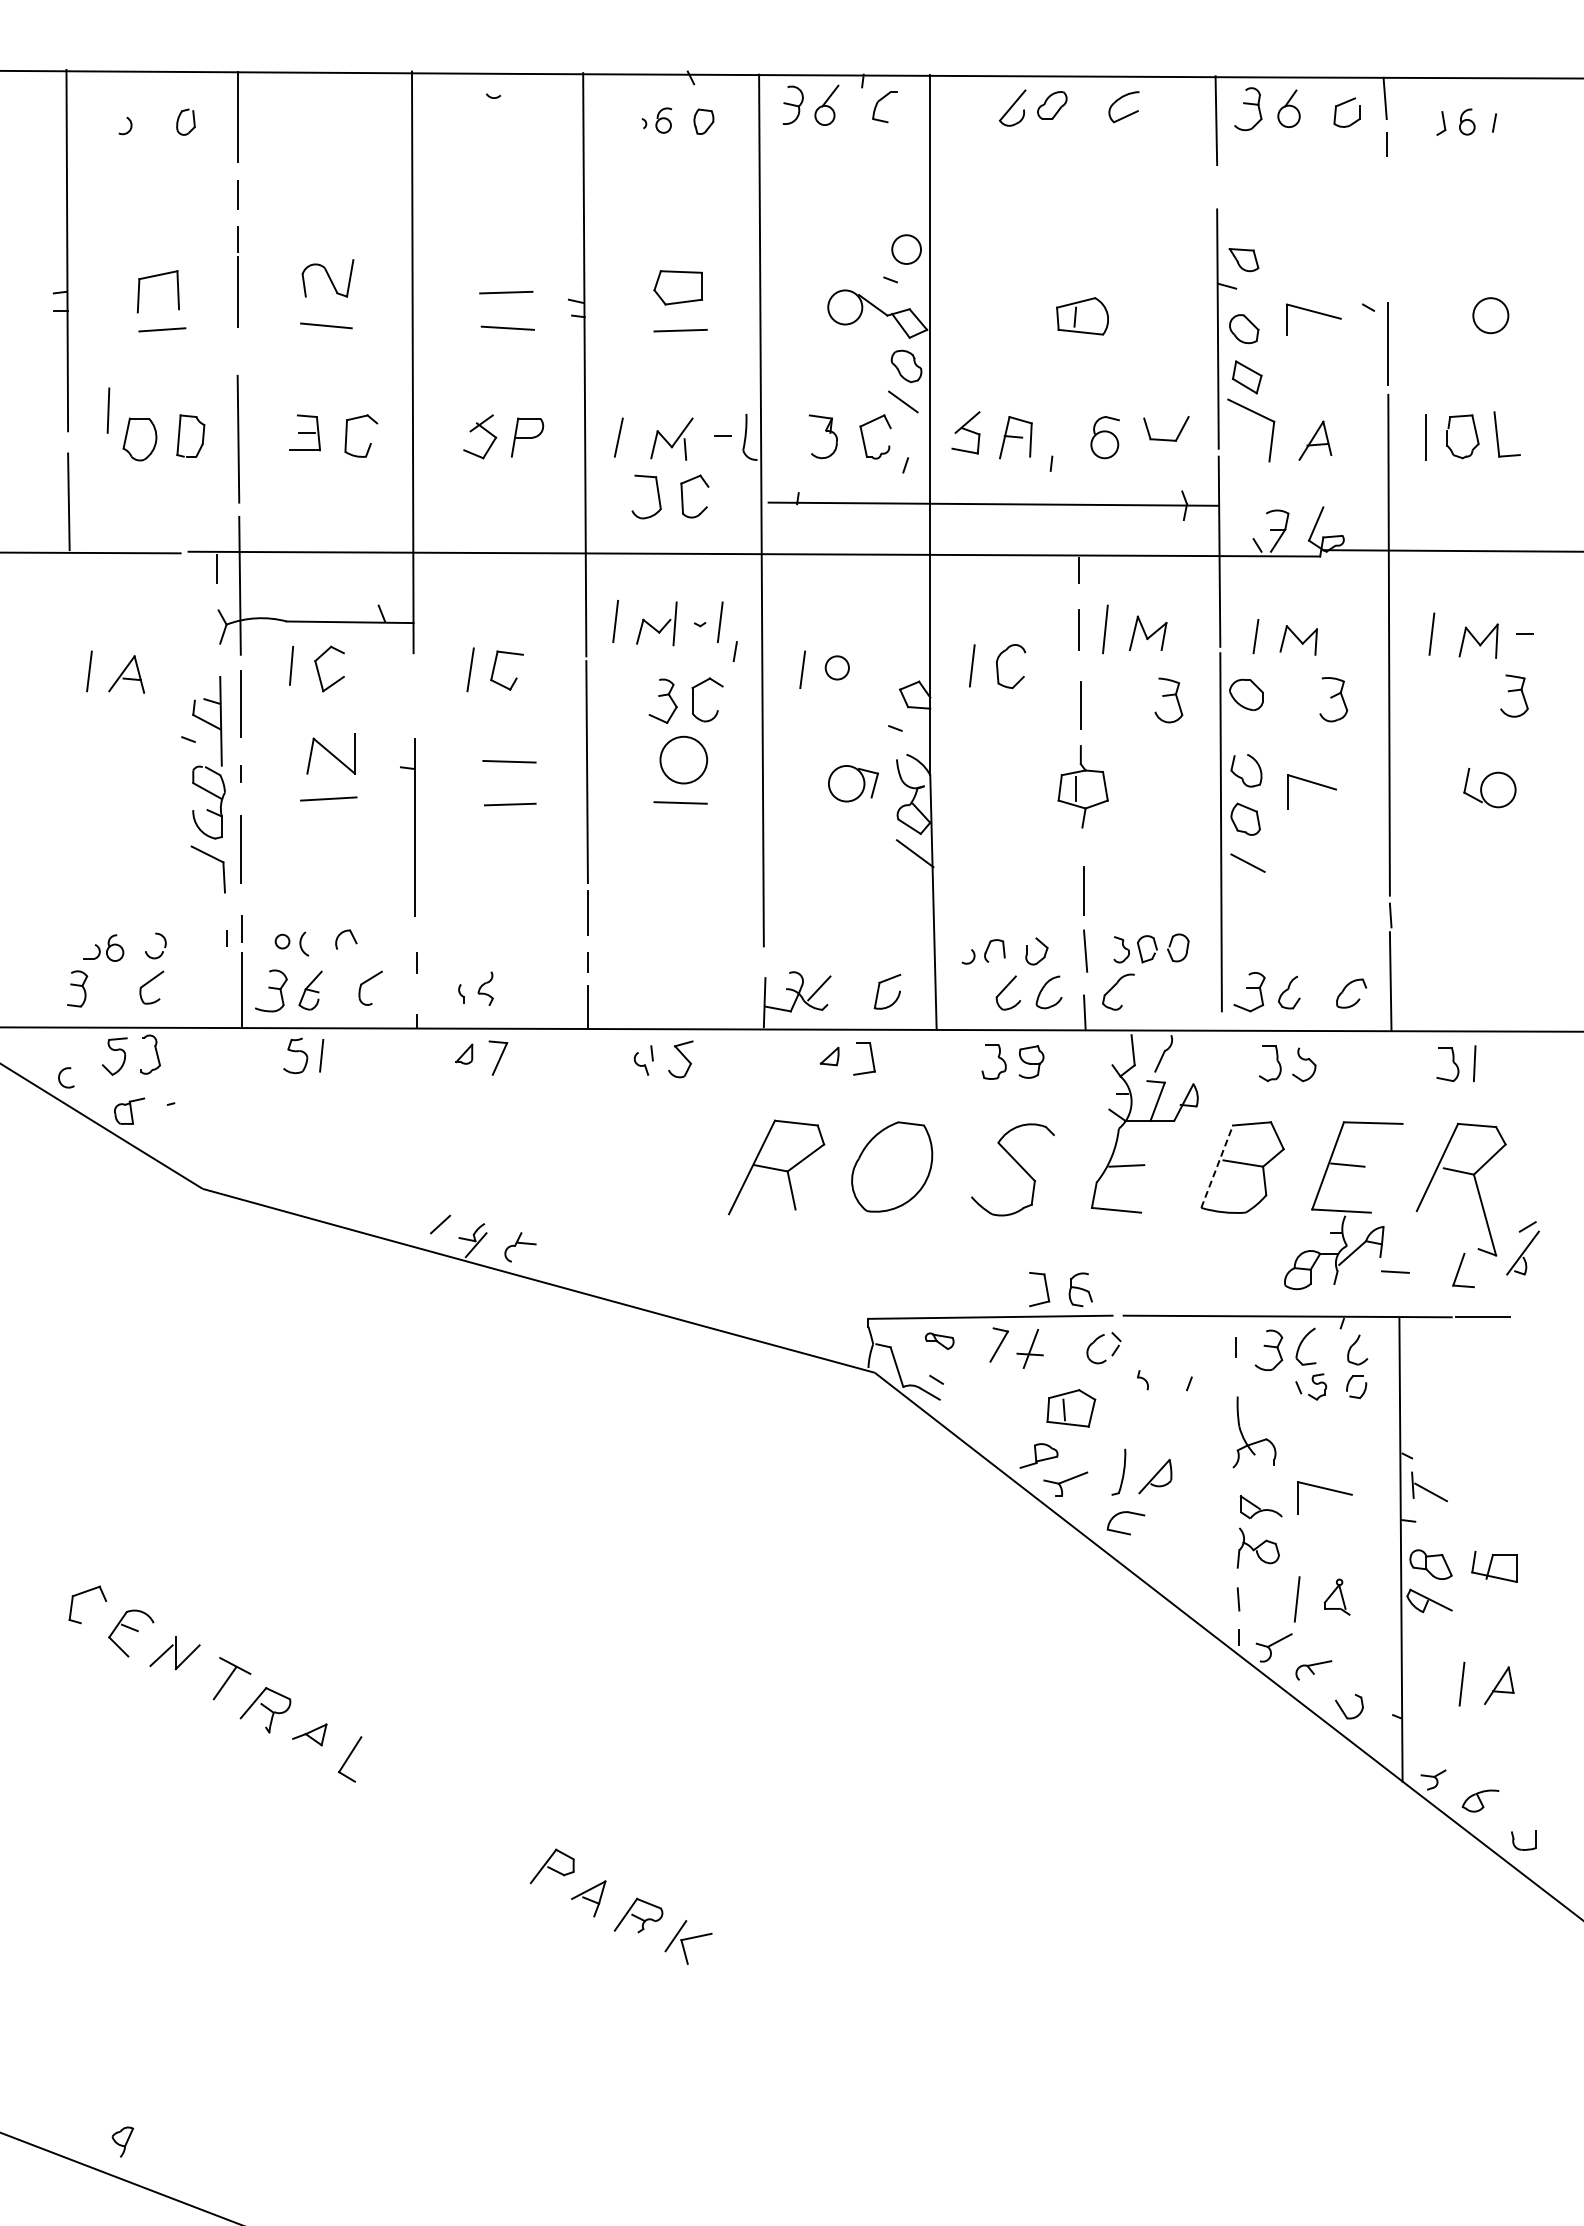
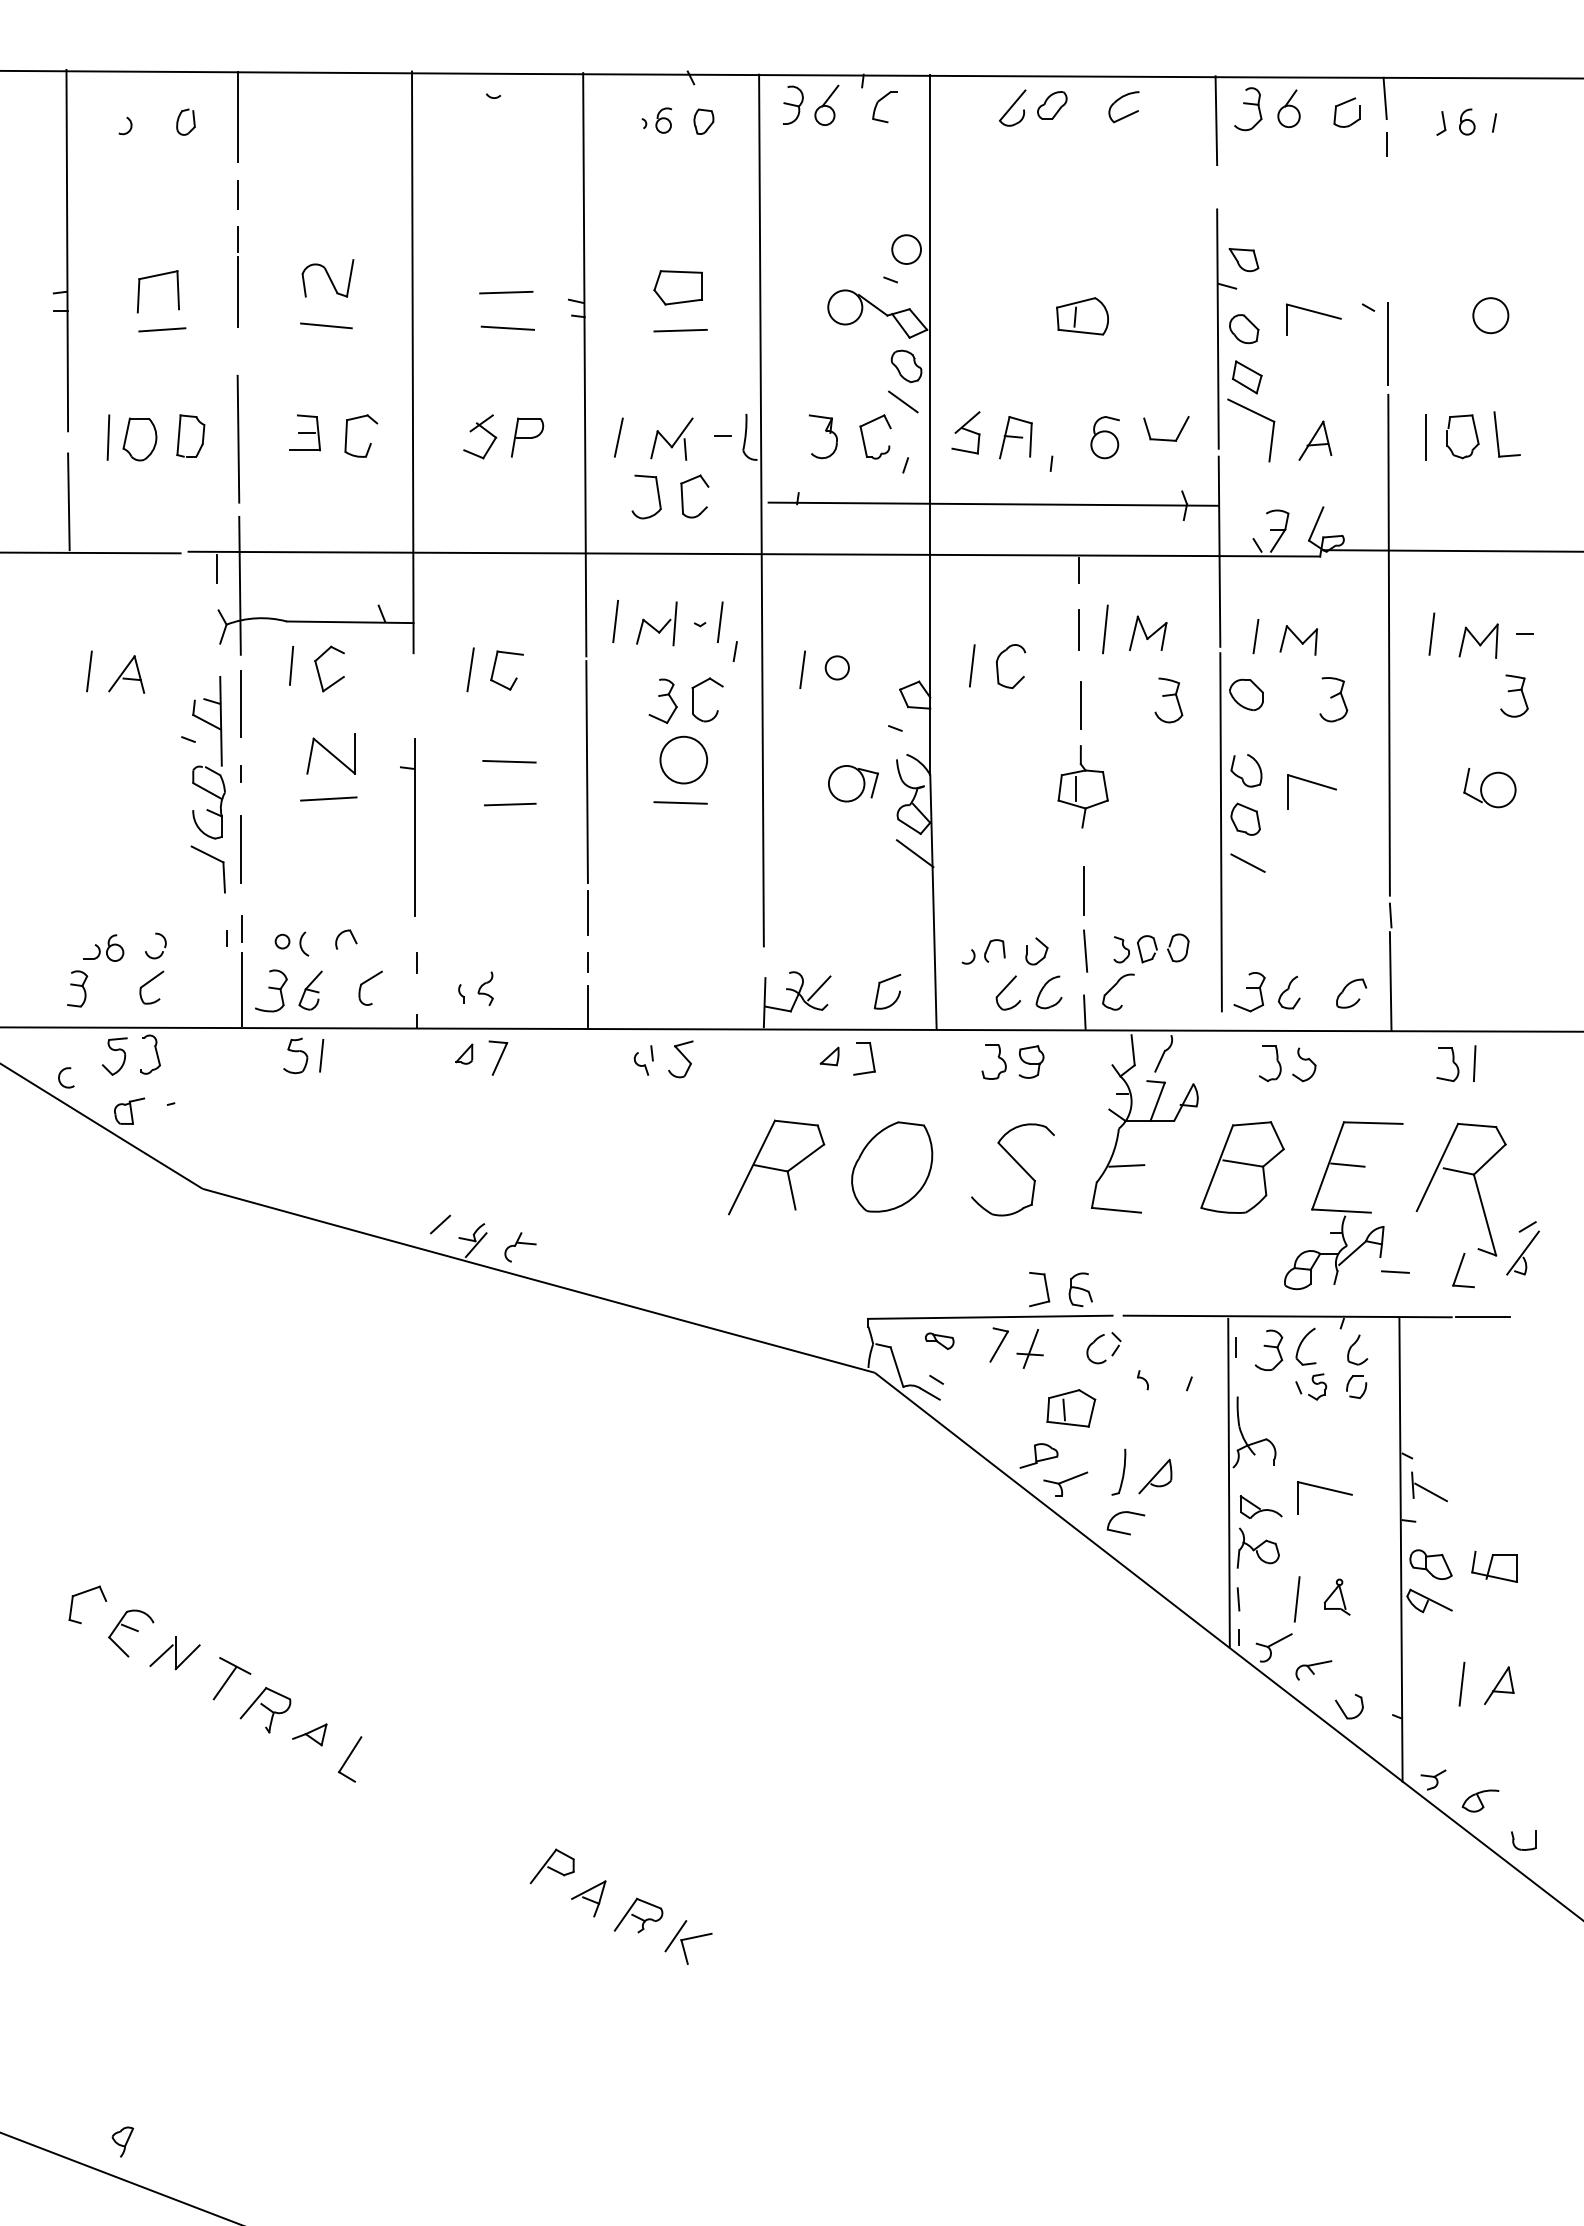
line position: (108, 410) -> (108, 437) (108, 437)
line: dashed -> solid (1217, 1166)
line: none -> present (1228, 1482)
